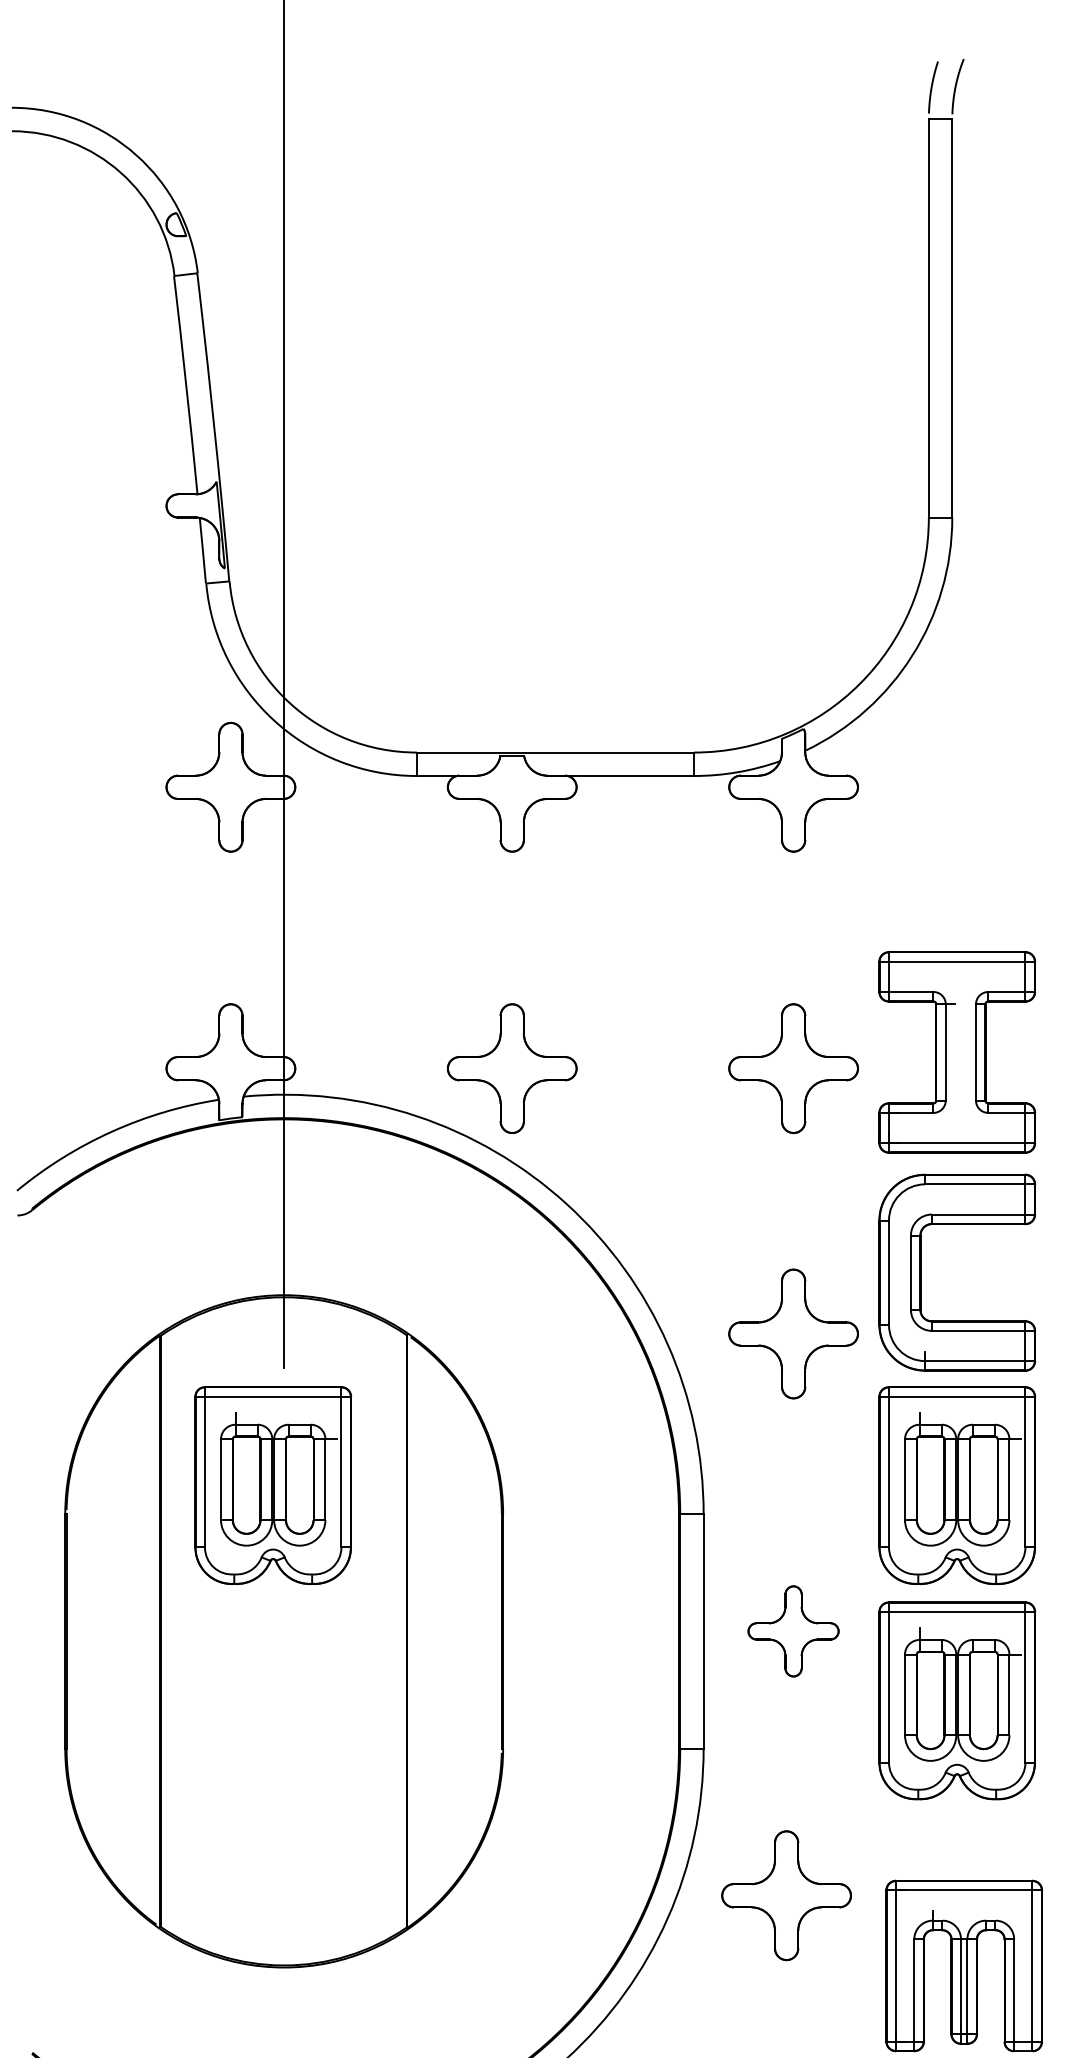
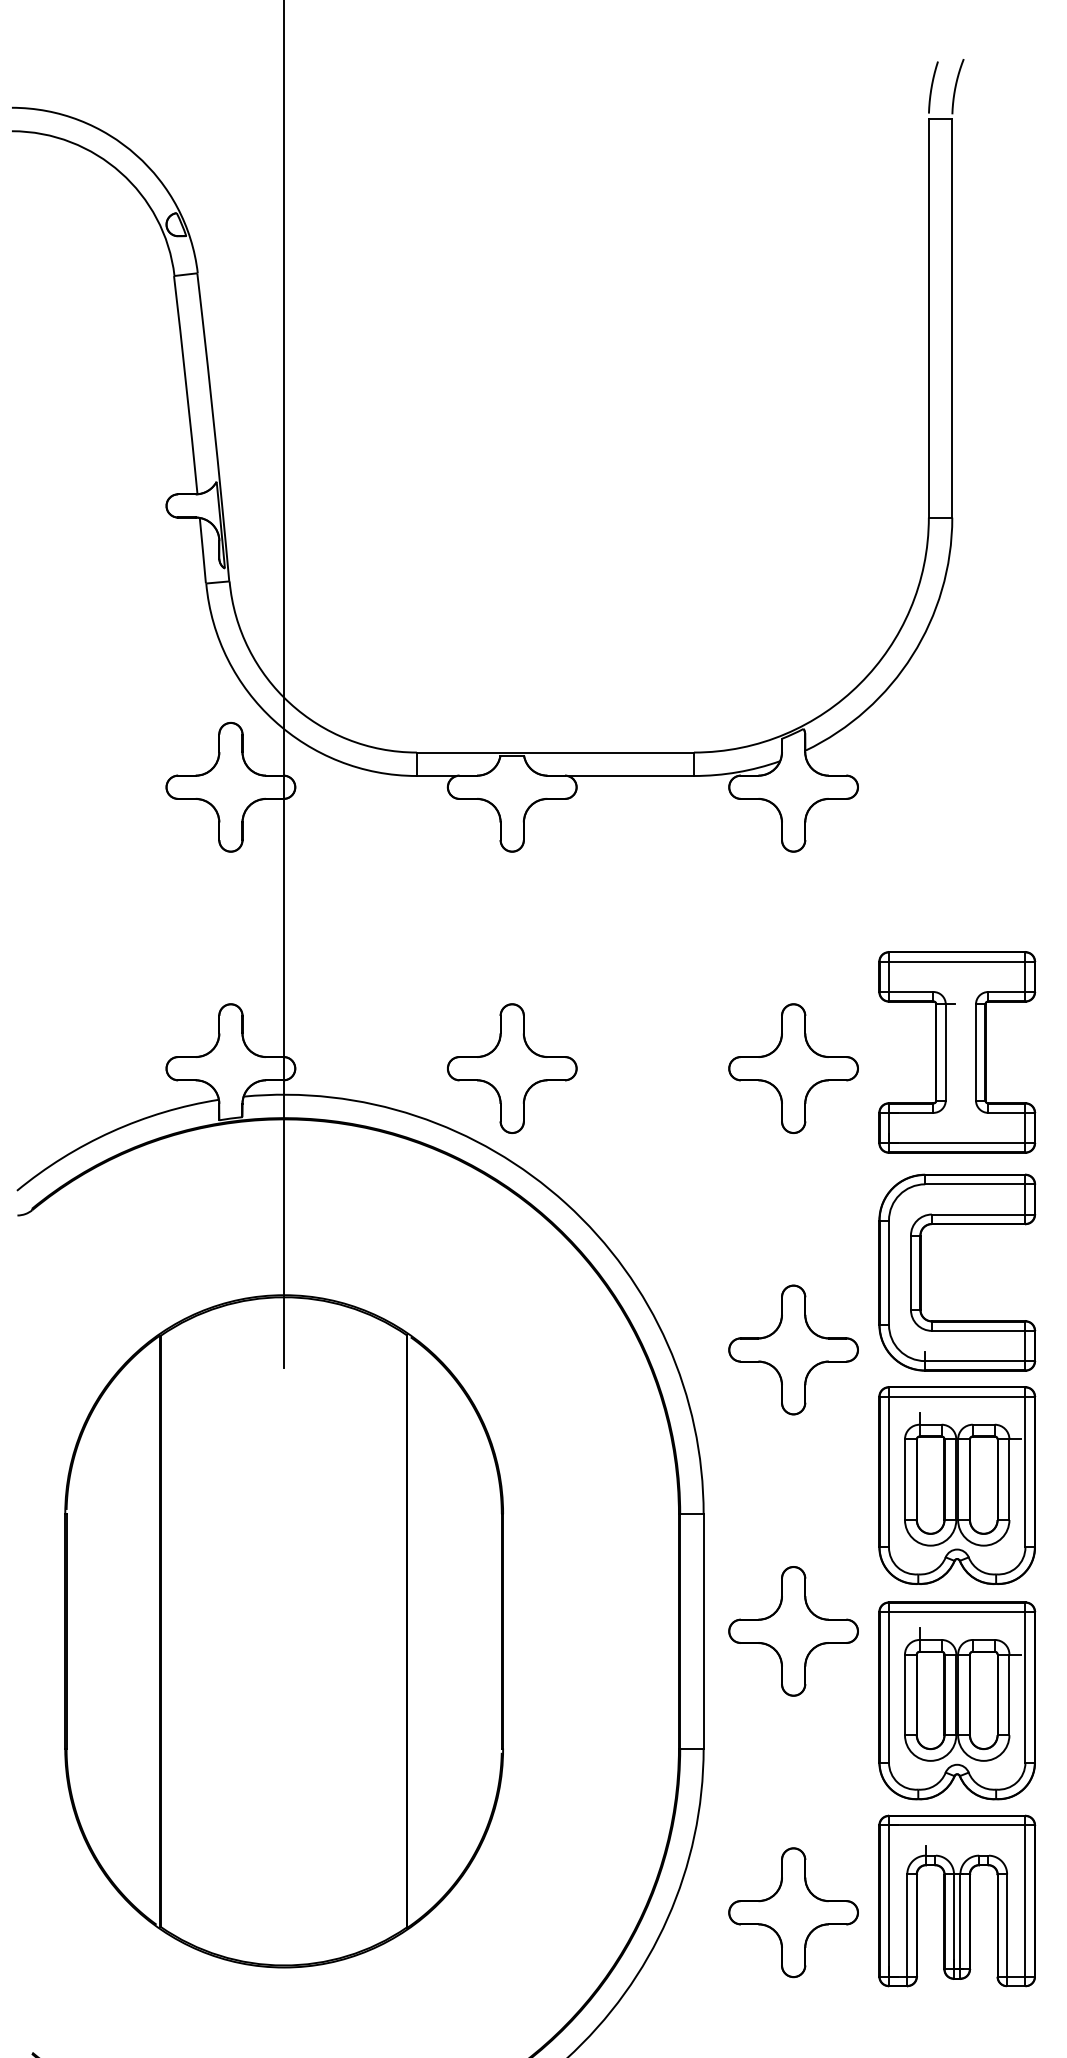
part position: (793, 1333) -> (793, 1349) (793, 1349)
part: present -> none (273, 1485)
part size: 93x93 px -> 131x131 px (793, 1631)
part position: (786, 1895) -> (793, 1912) (793, 1912)
part position: (964, 1965) -> (957, 1900) (957, 1900)
